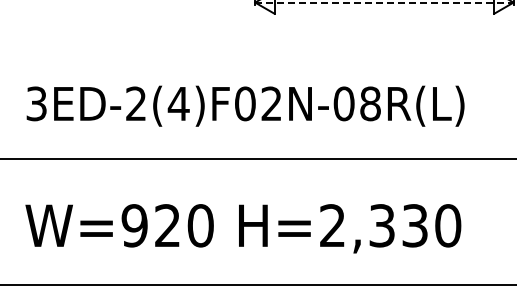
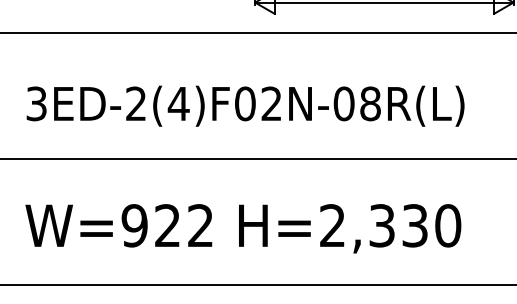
line: dashed -> solid (384, 2)
line: none -> present (257, 33)
text: W=920 -> W=922 (200, 225)
